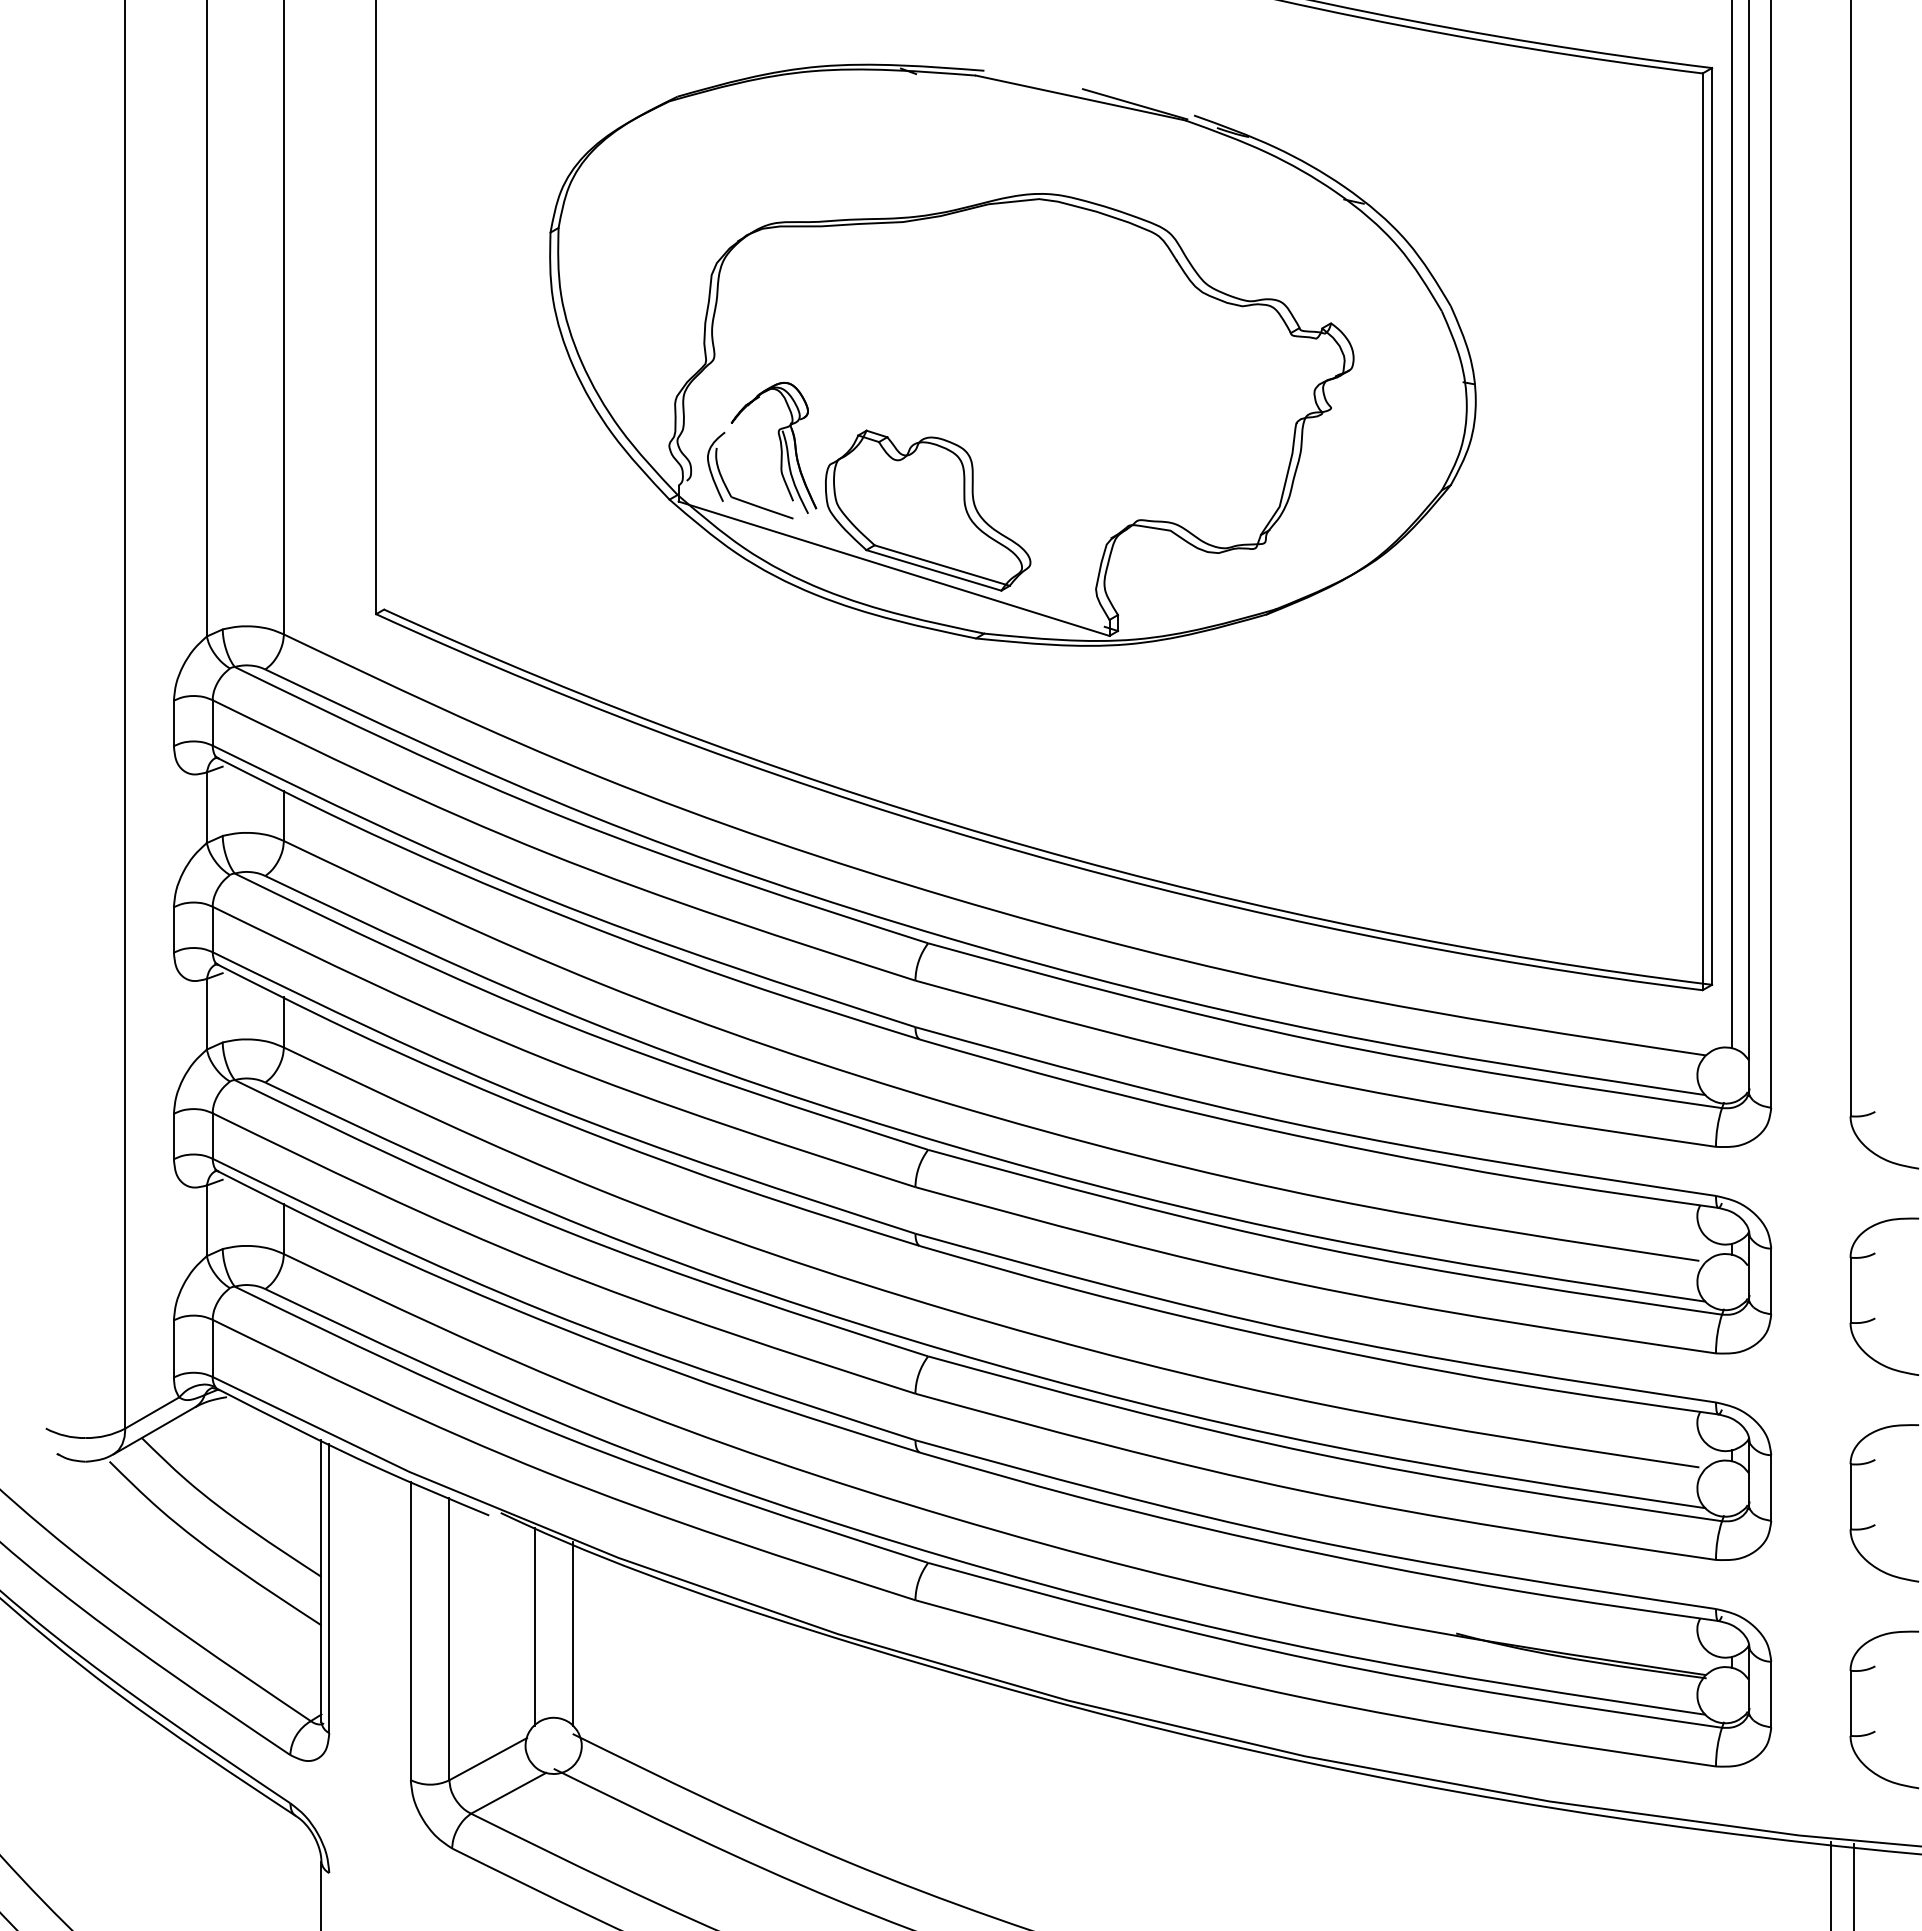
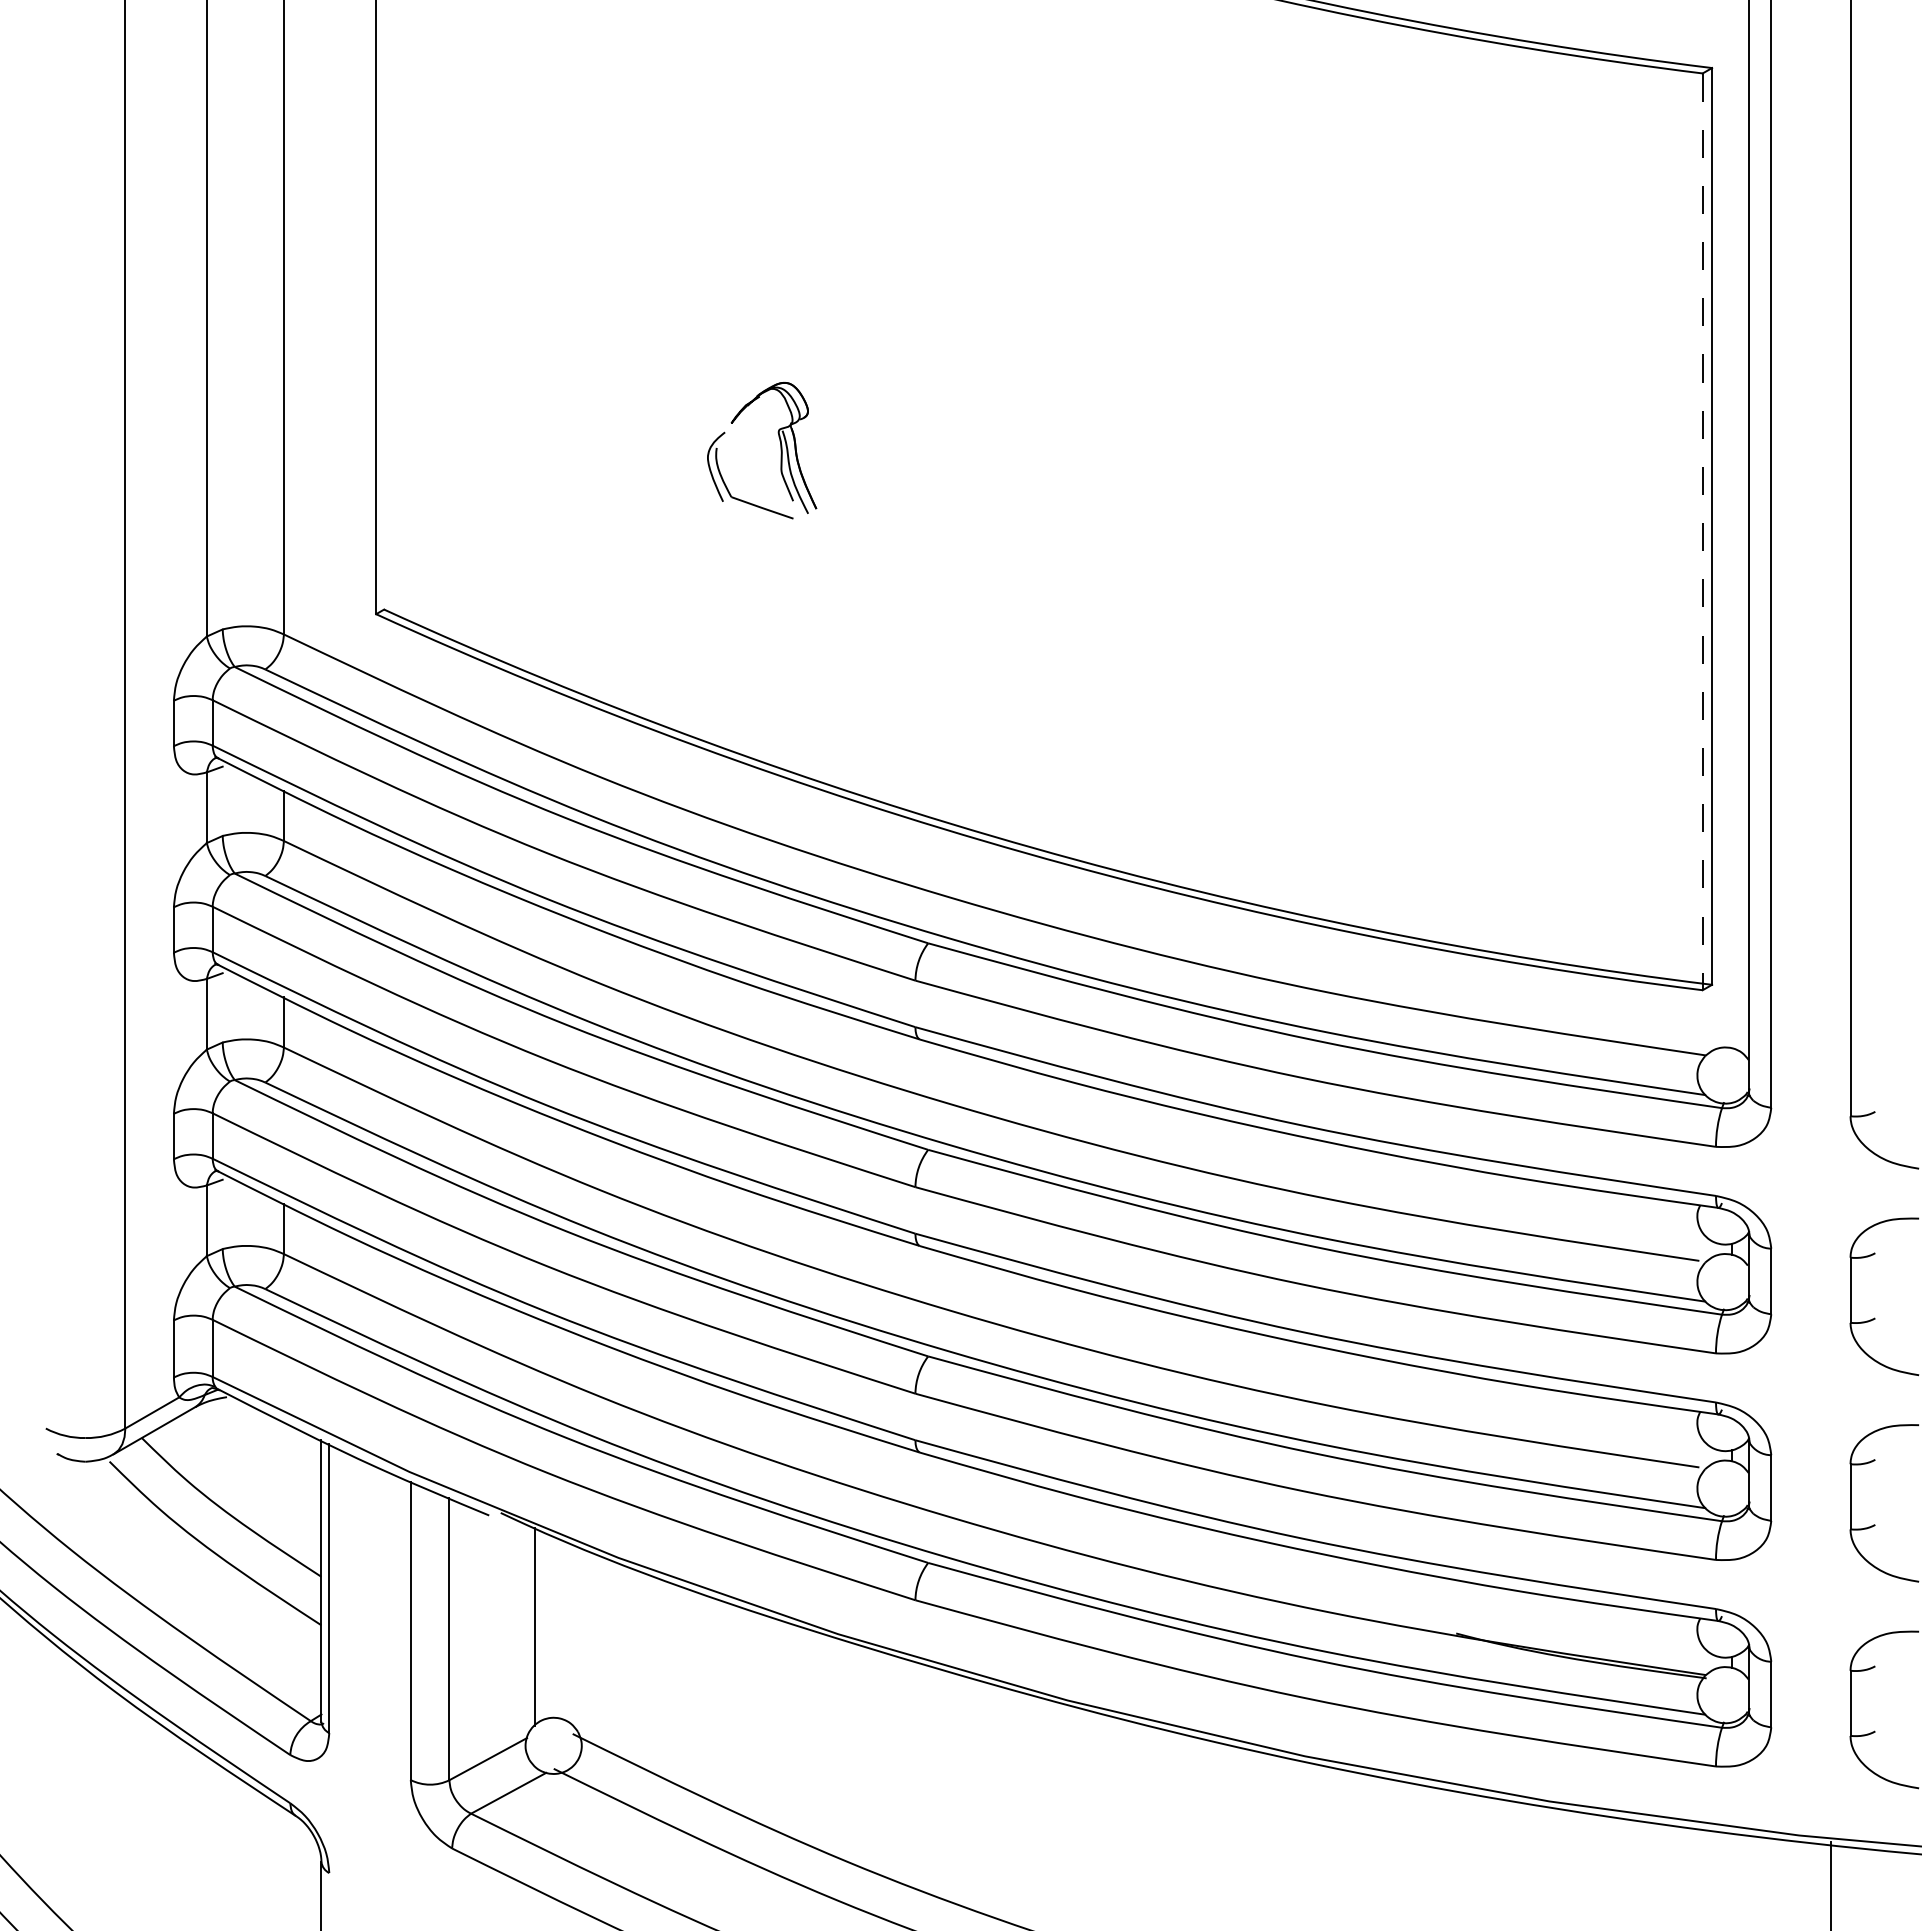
part: present -> none (1012, 354)
line: present -> none (1731, 525)
line: solid -> dashed (1702, 532)
line: present -> none (572, 1633)
line: present -> none (1853, 1885)
